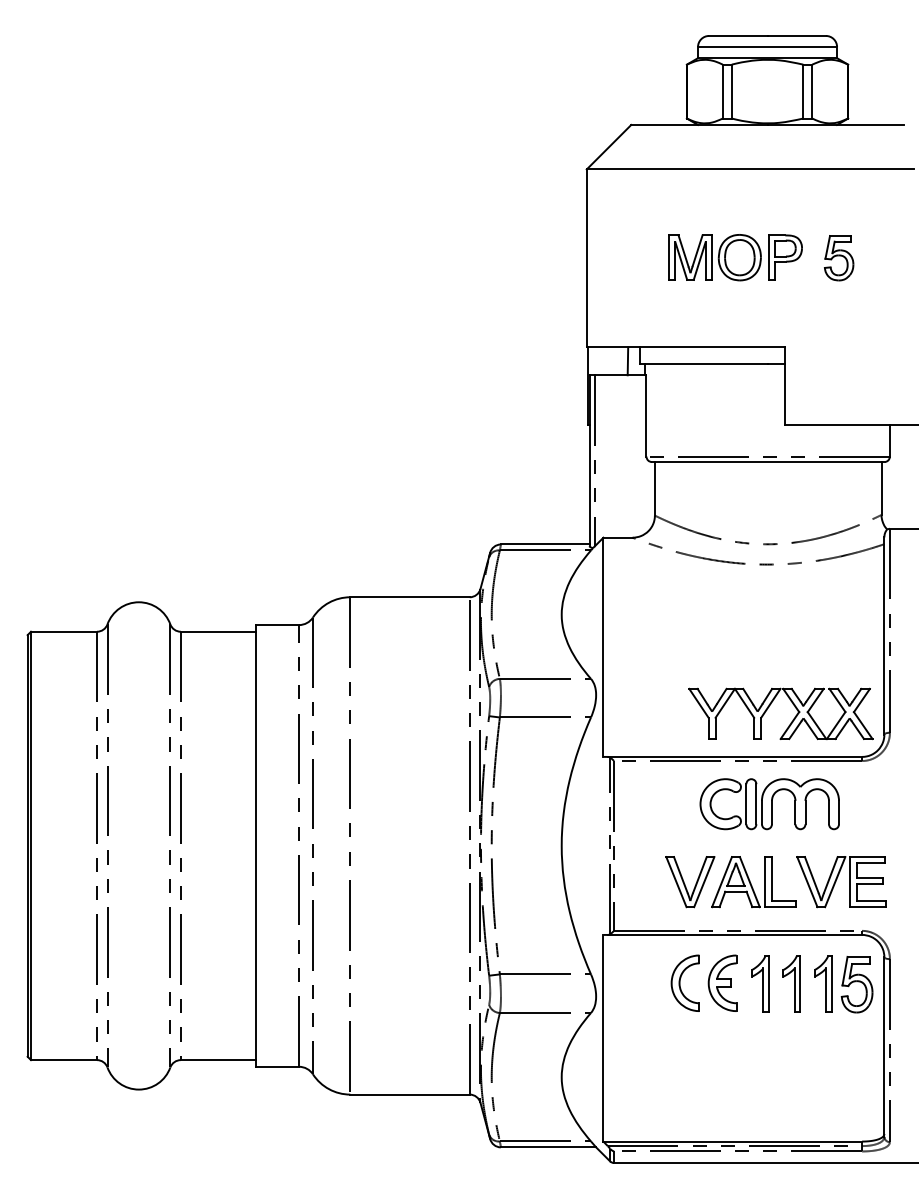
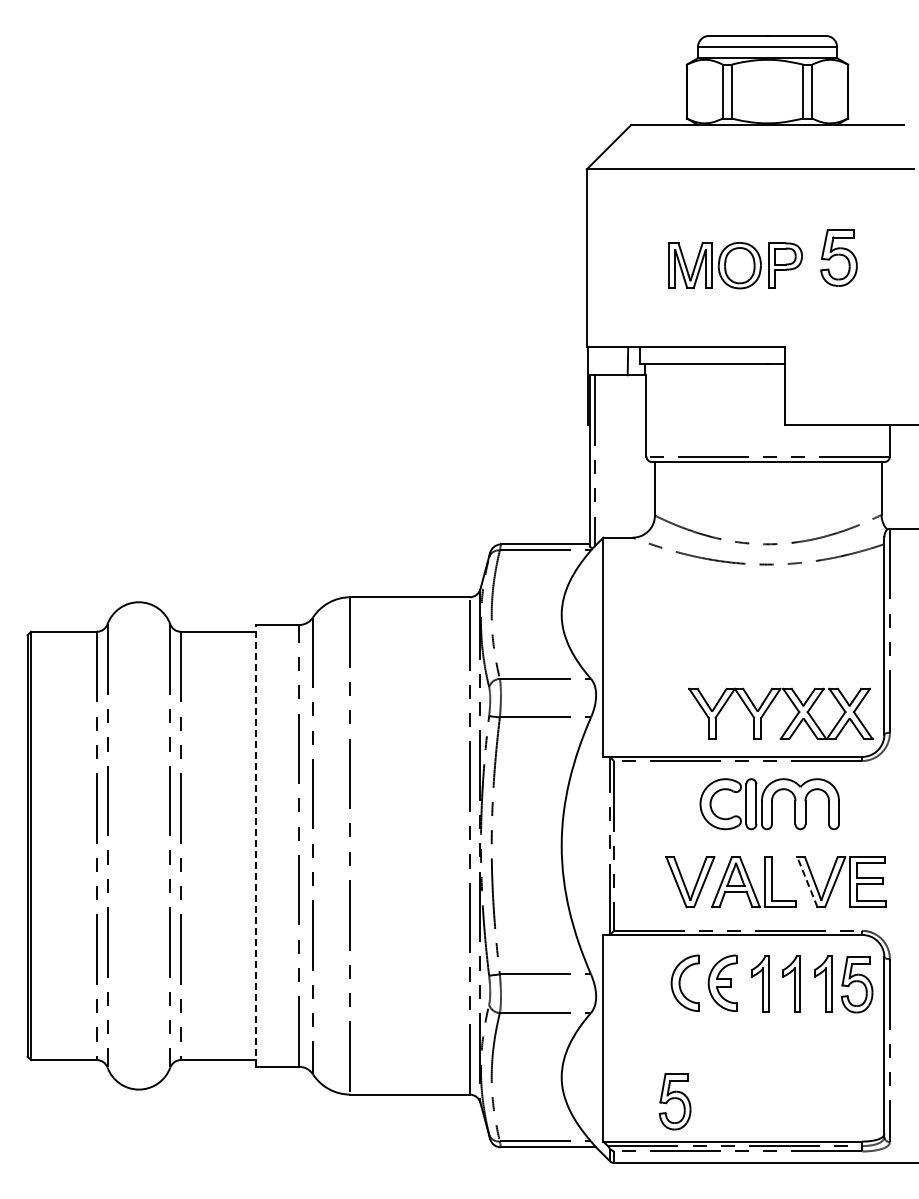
part position: (735, 257) -> (735, 265) (735, 265)
part size: 31x47 px -> 38x58 px (838, 257)
line: solid -> dashed (255, 845)
line: solid -> dashed (807, 882)
part: none -> present (674, 1101)
